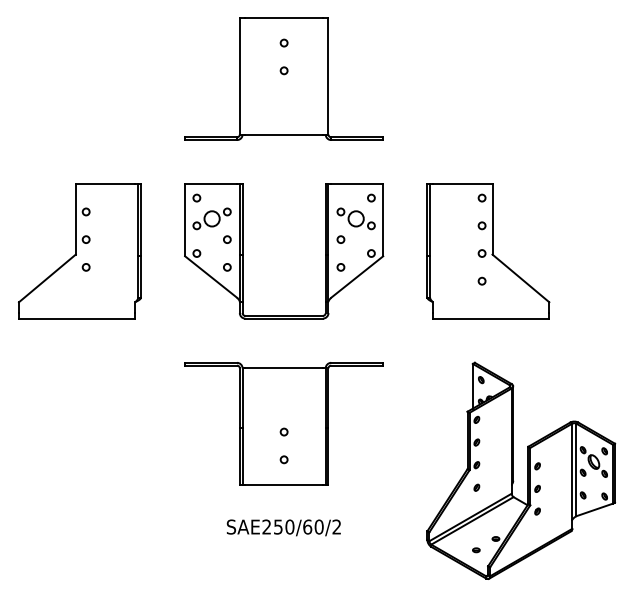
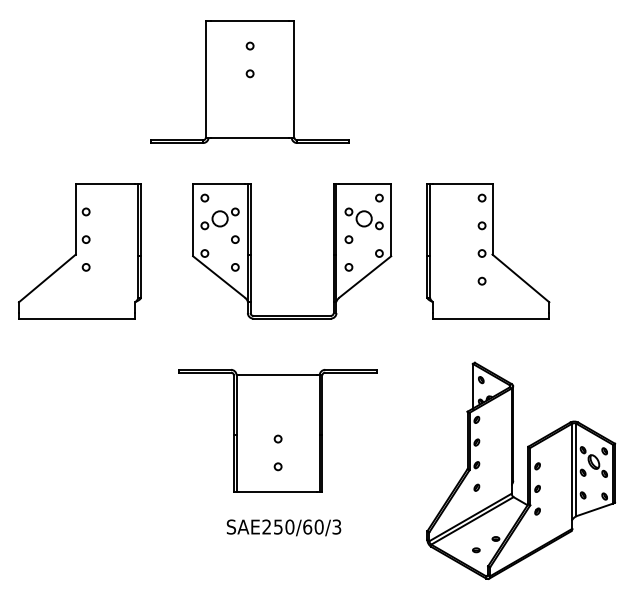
part position: (283, 78) -> (249, 81) (249, 81)
part position: (243, 251) -> (251, 251) (251, 251)
part position: (283, 423) -> (277, 430) (277, 430)
text: SAE250/60/2 -> SAE250/60/3 (336, 527)
